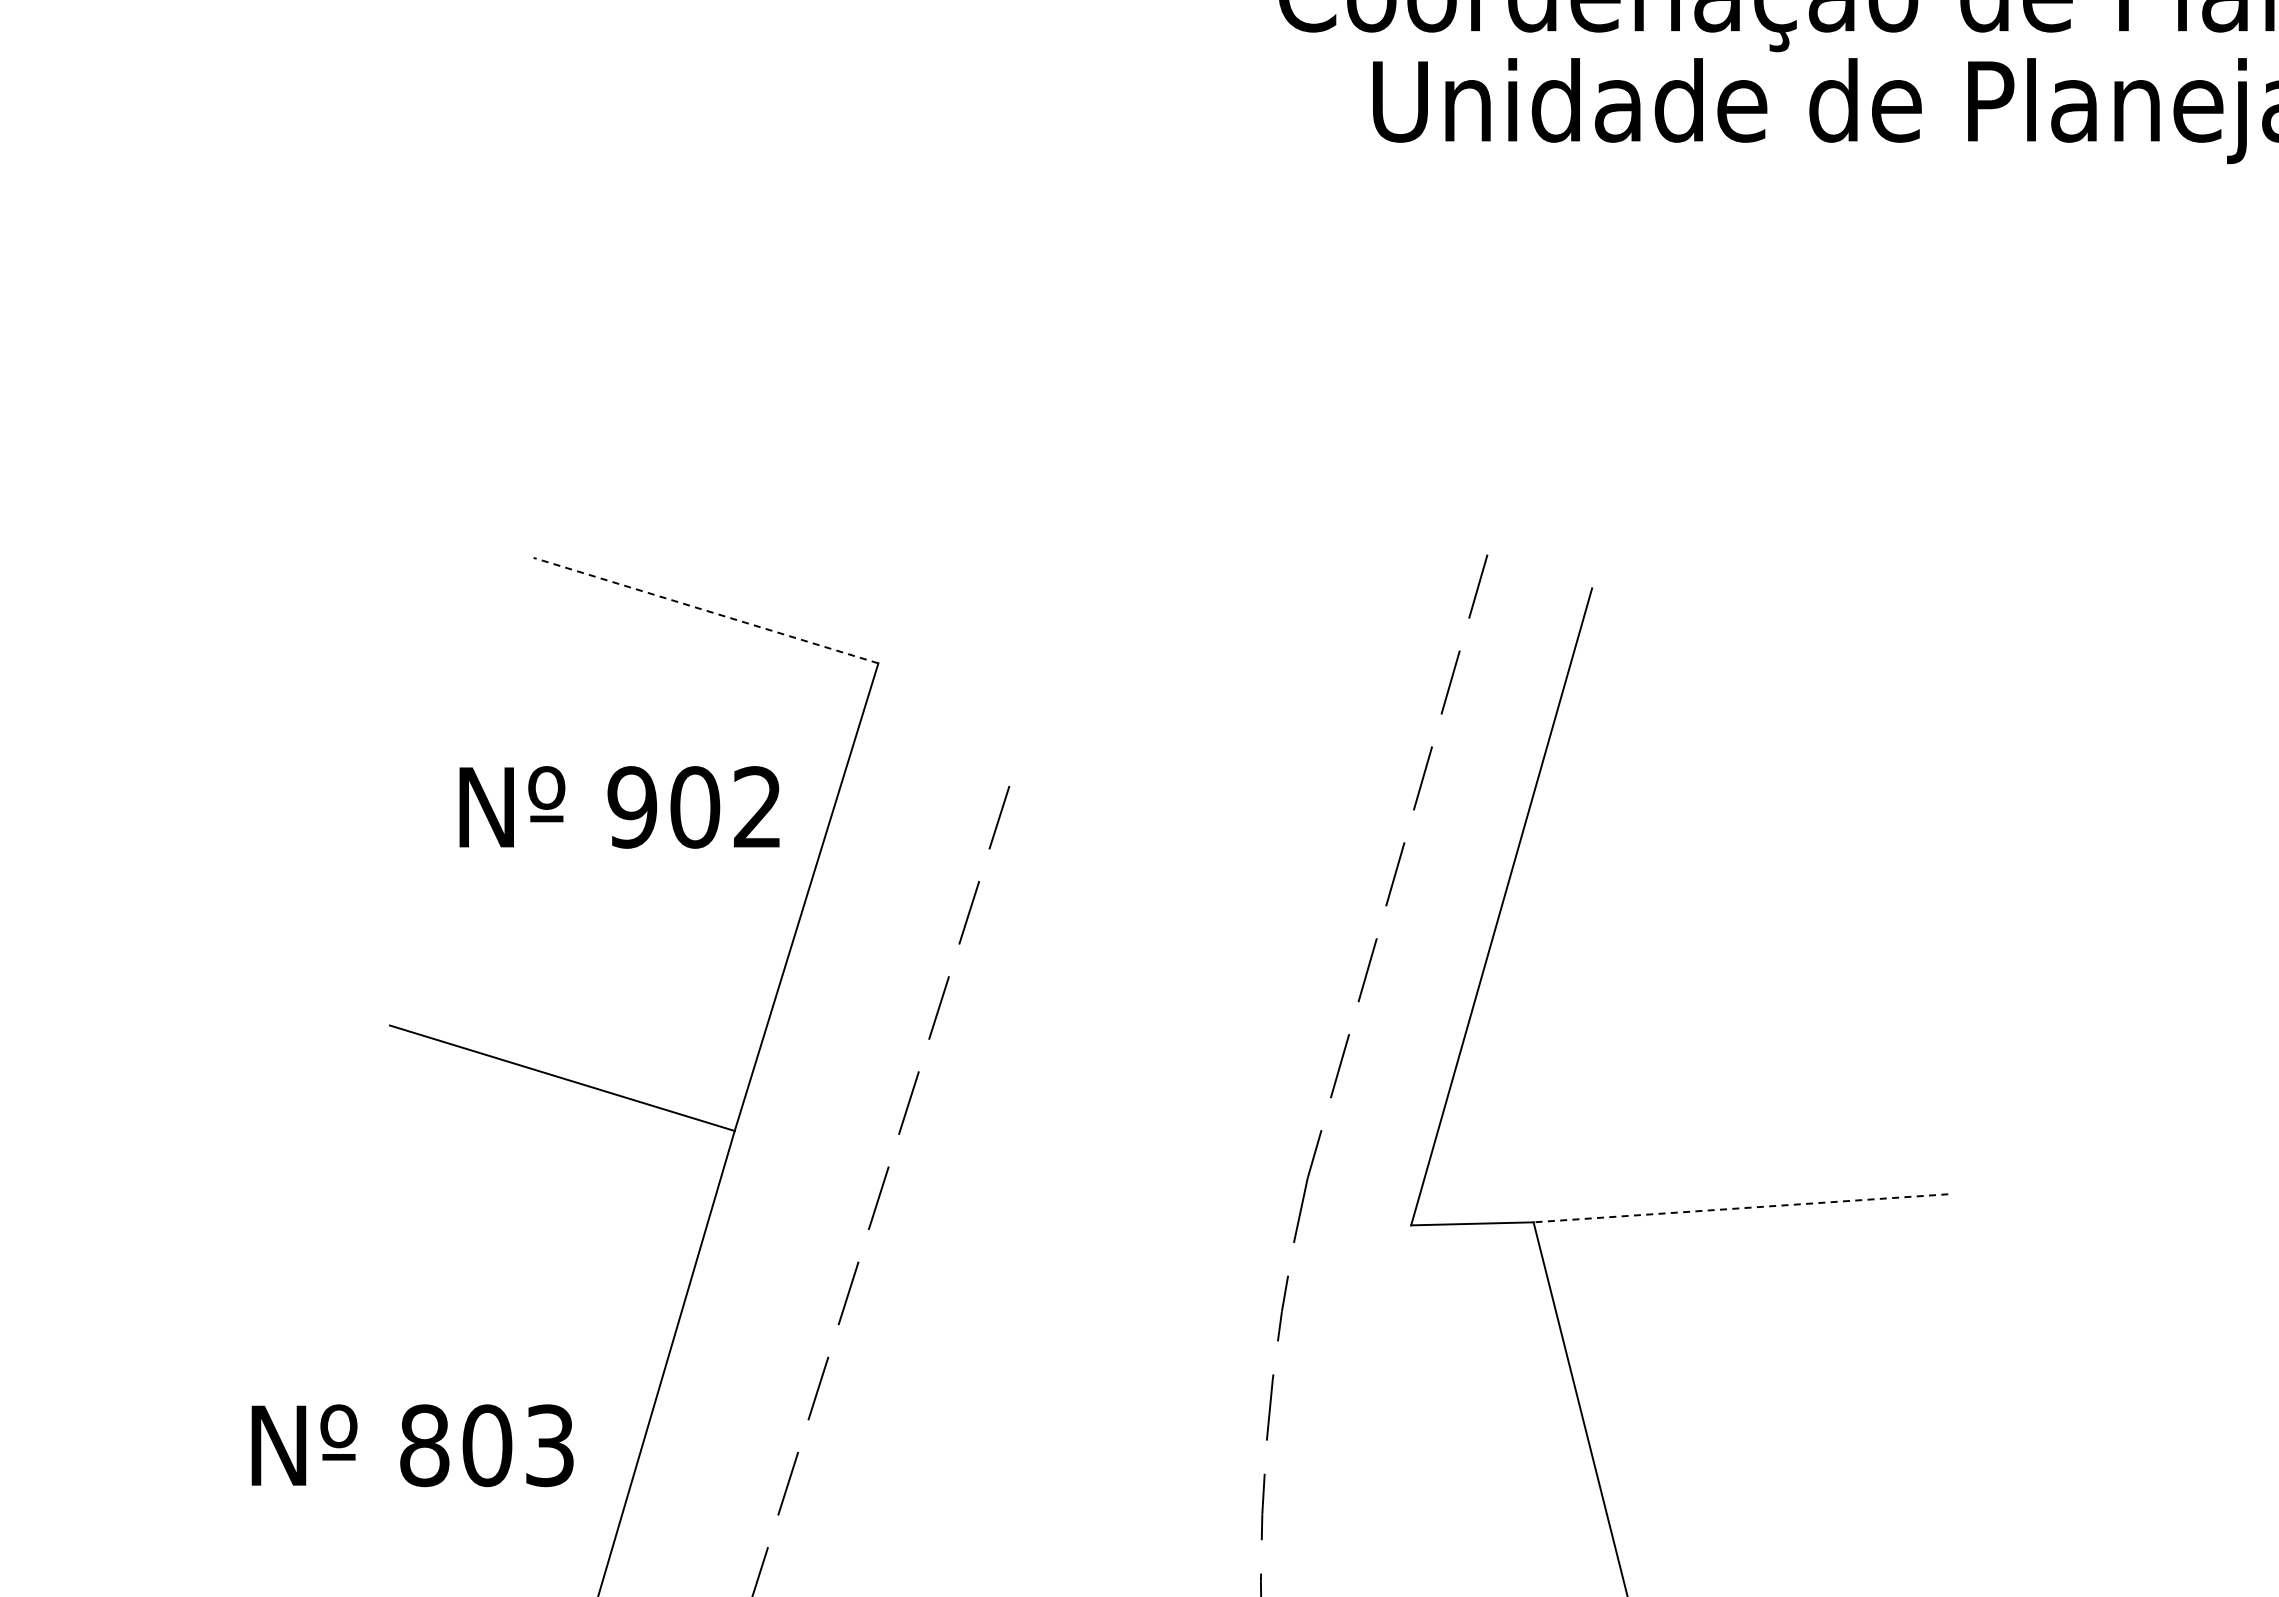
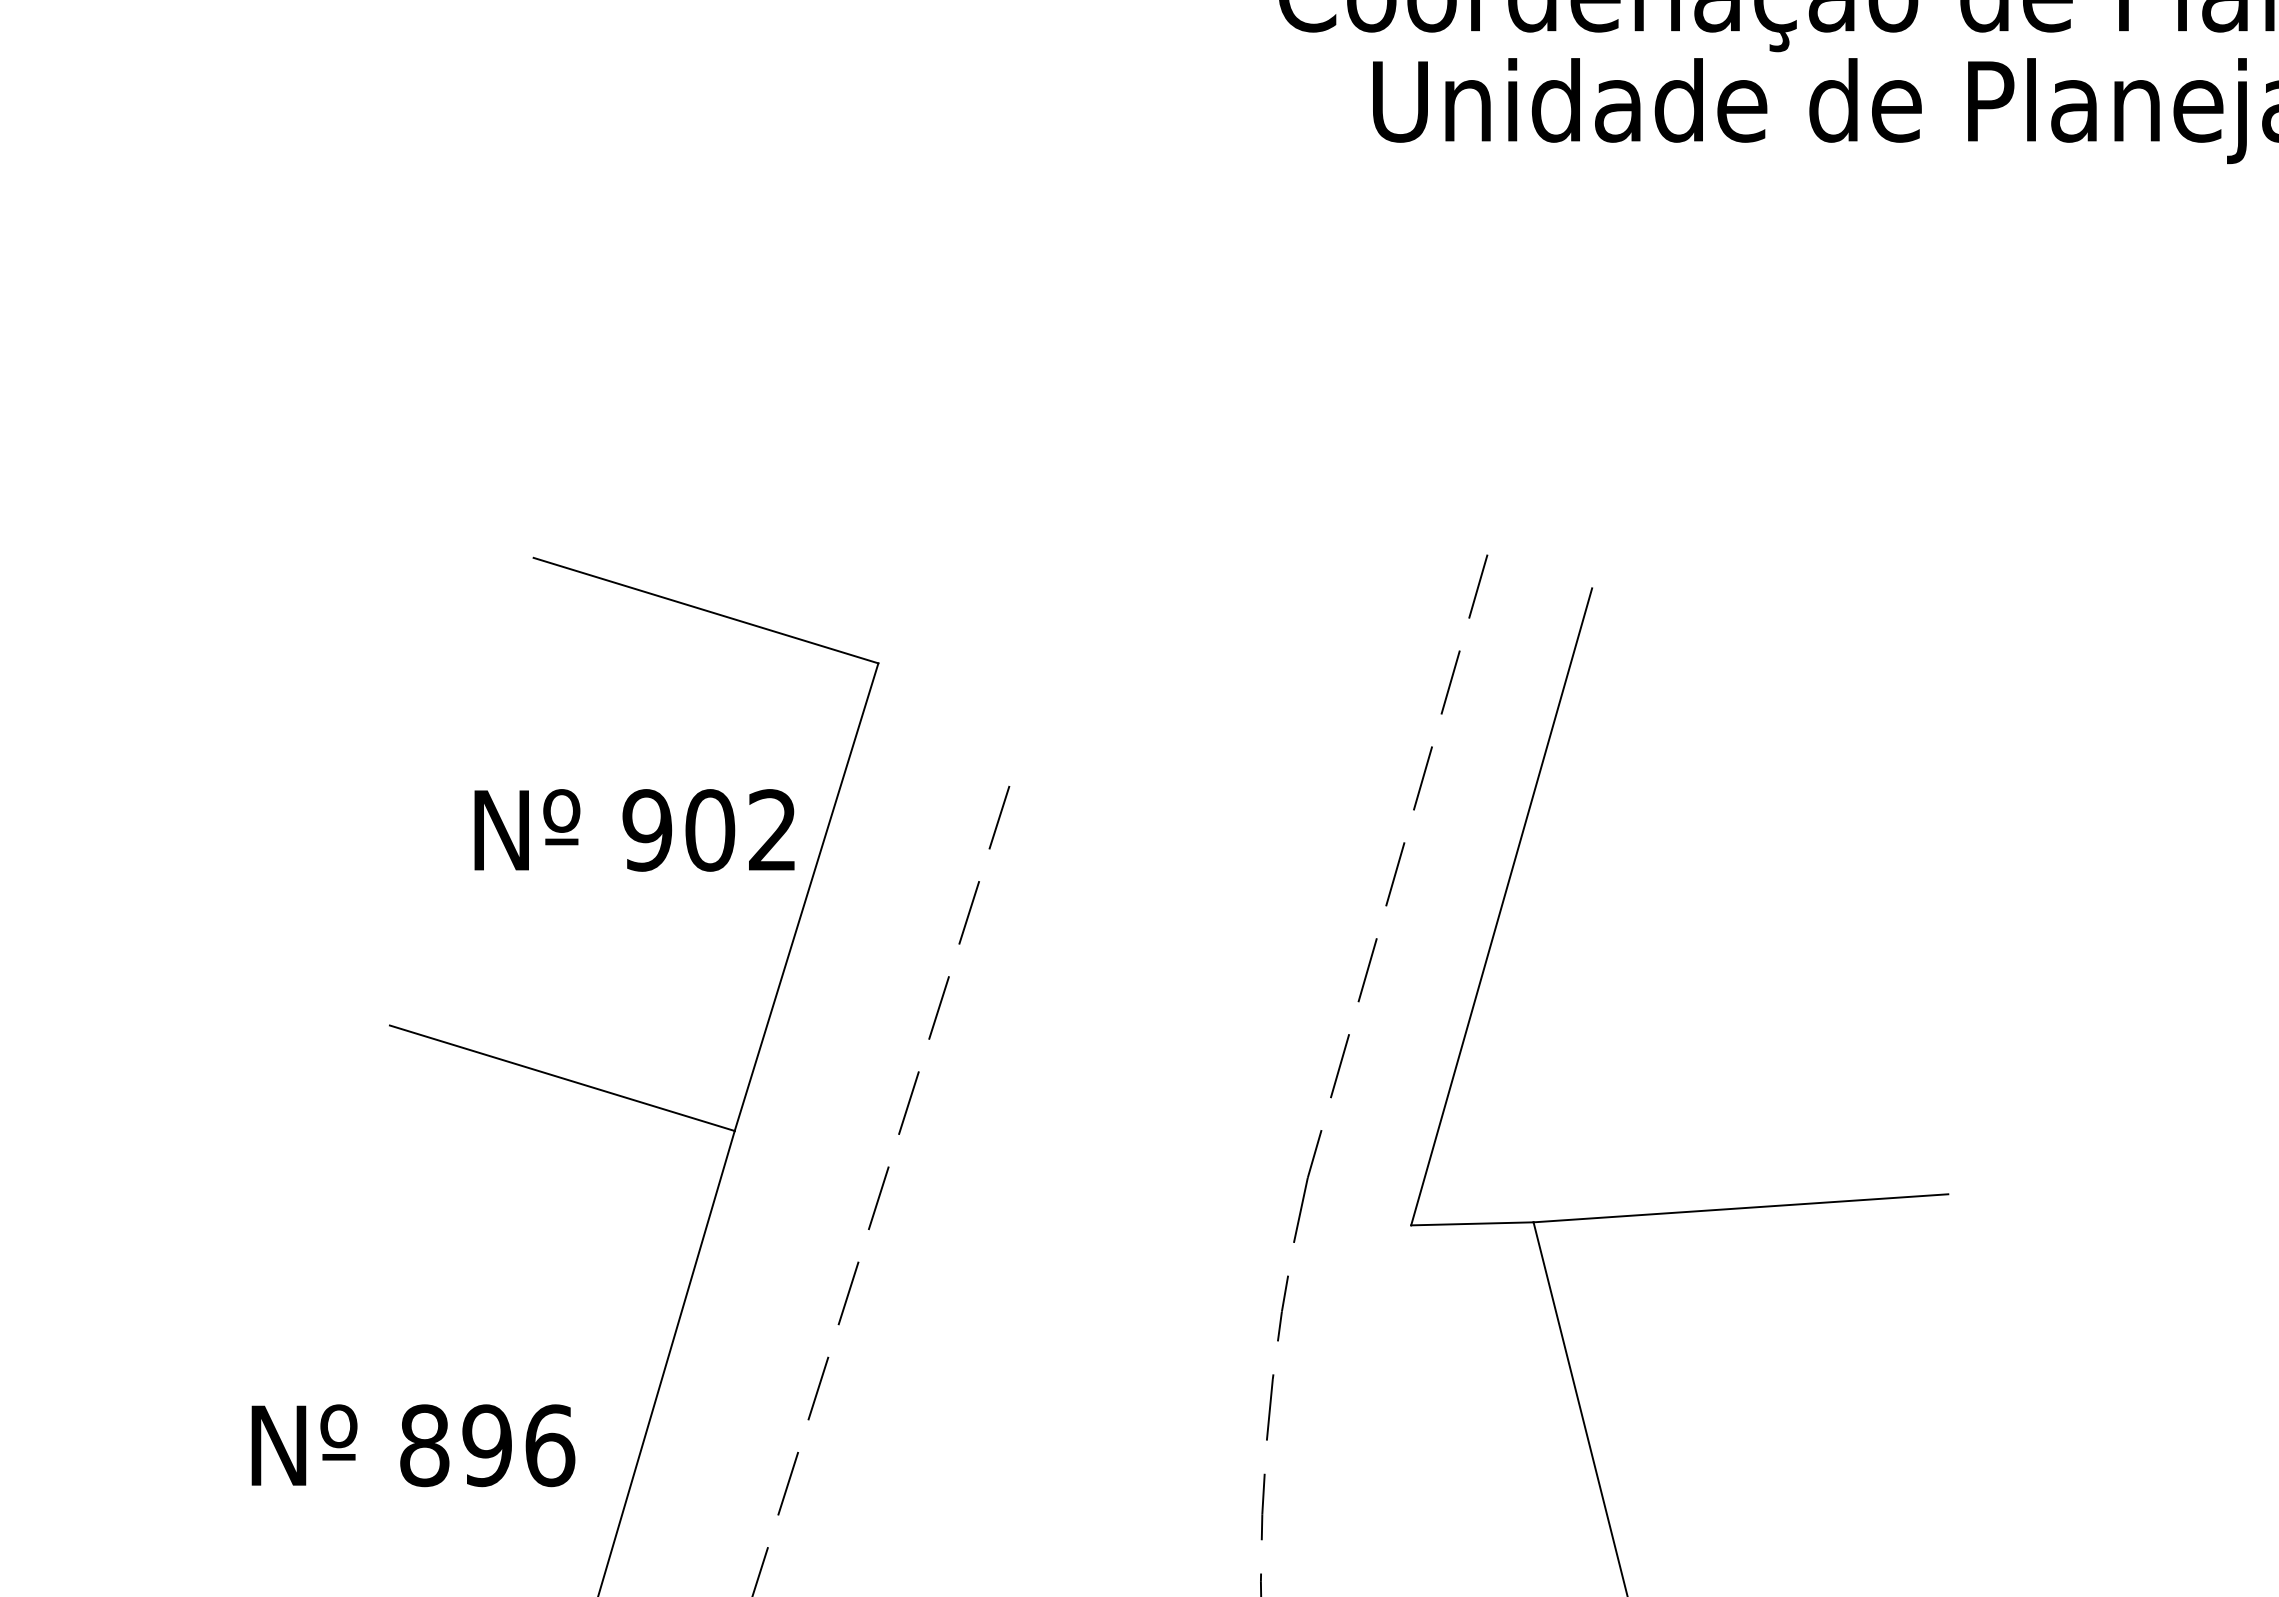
line: dashed -> solid (705, 610)
text position: (619, 807) -> (634, 830) (634, 830)
line: dashed -> solid (1740, 1208)
text: 803 -> 896 (518, 1445)
